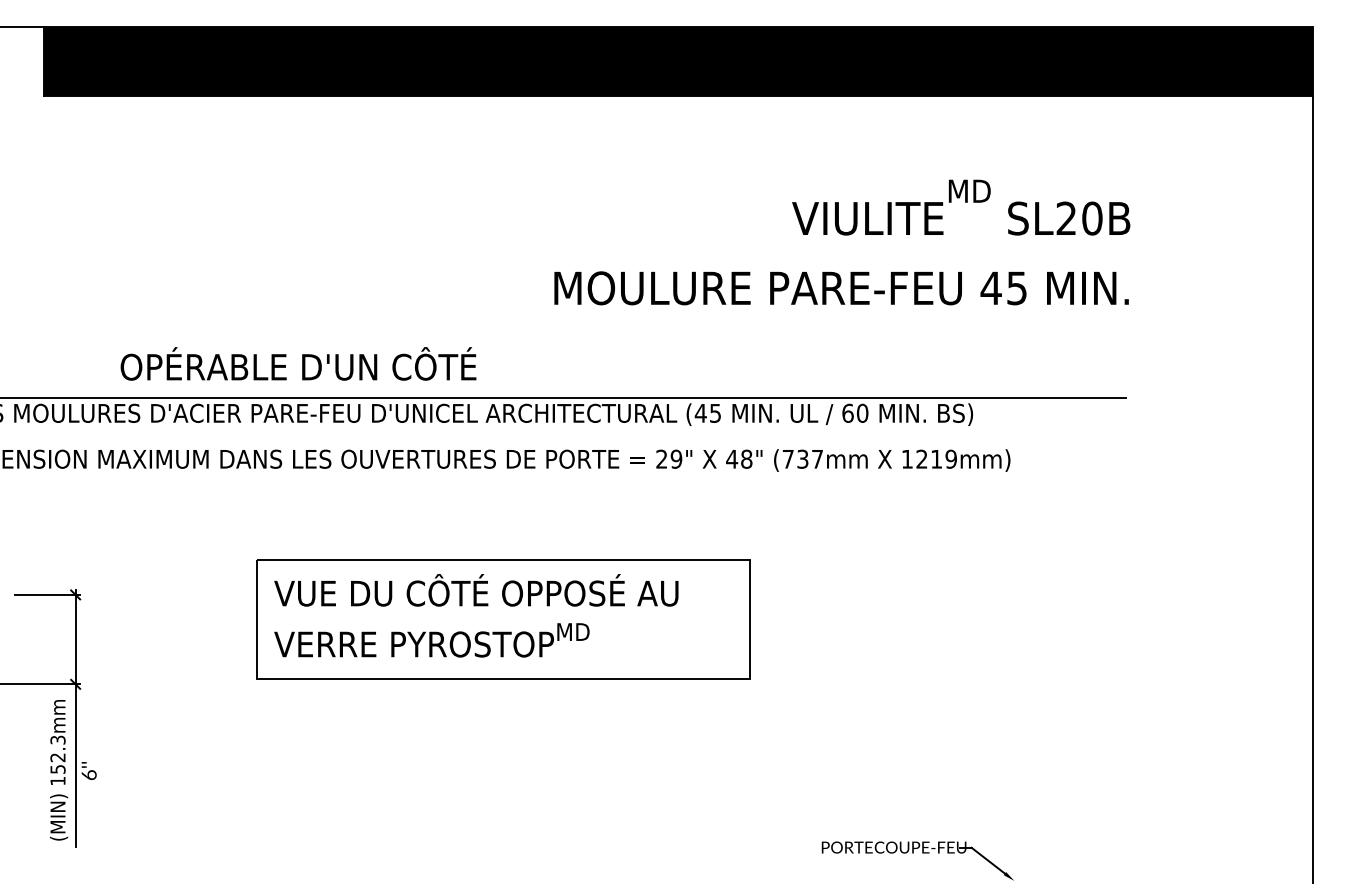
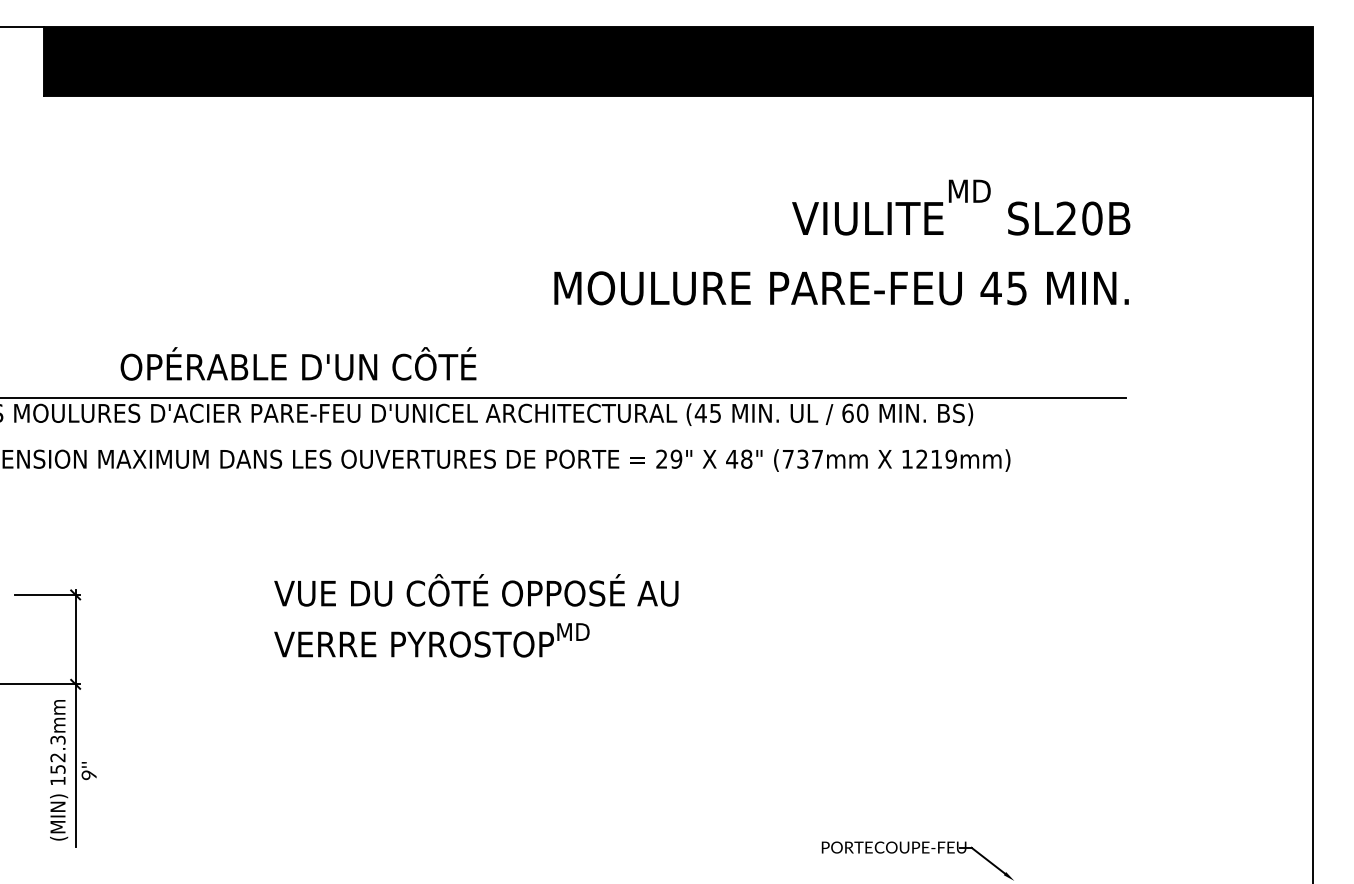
part: present -> none (503, 619)
text: 6''\f] -> 9''\f] (88, 775)
